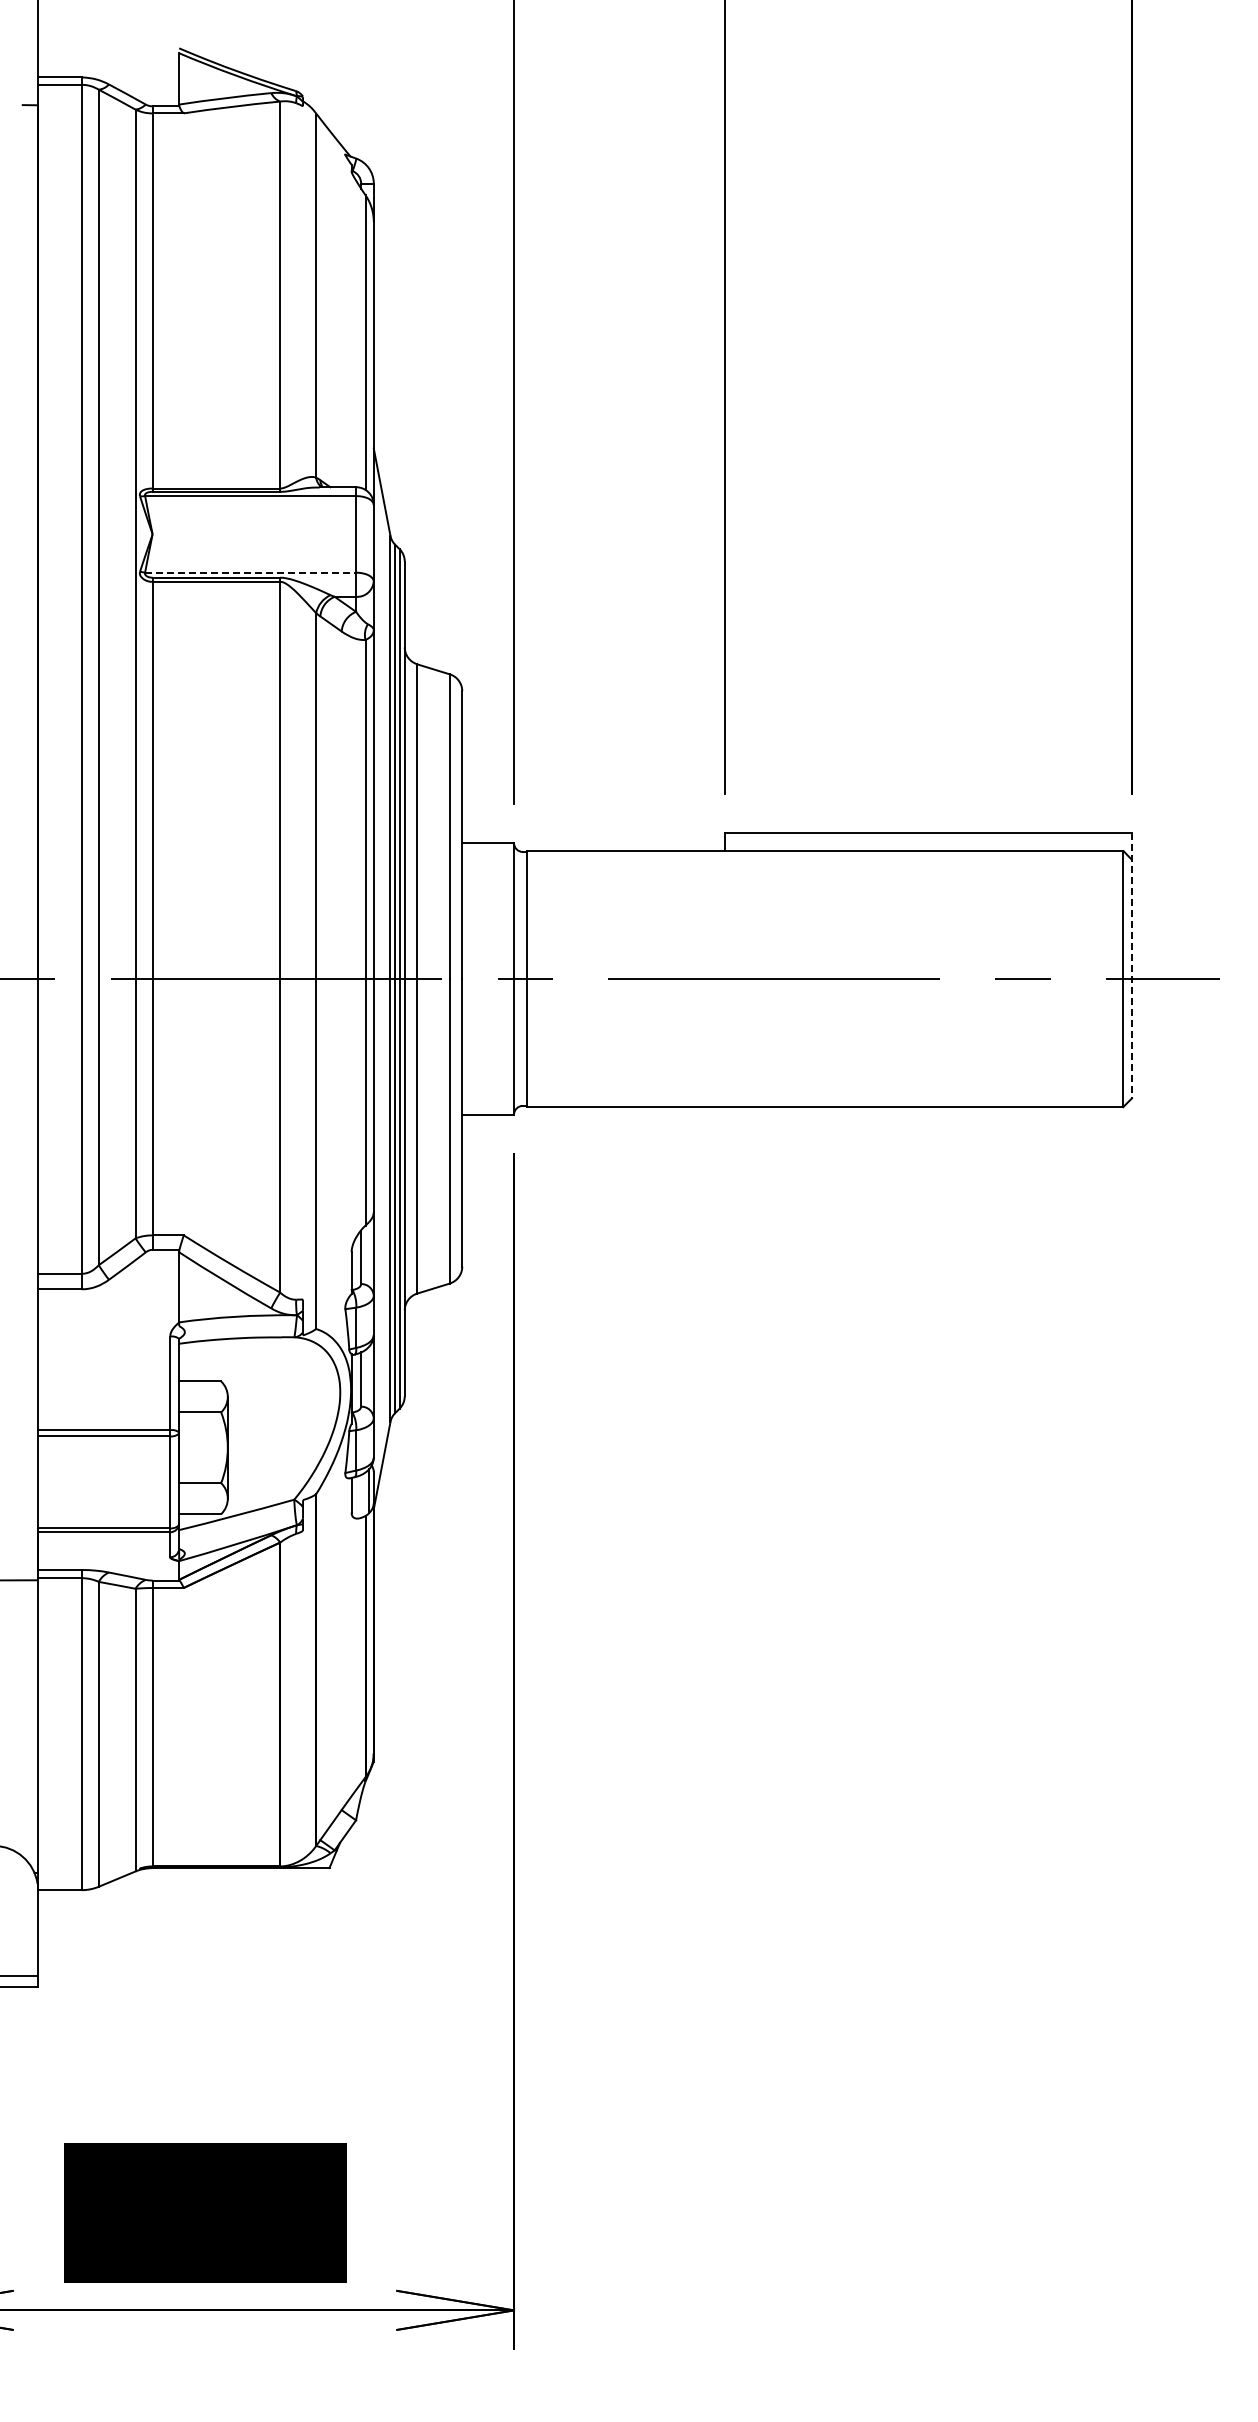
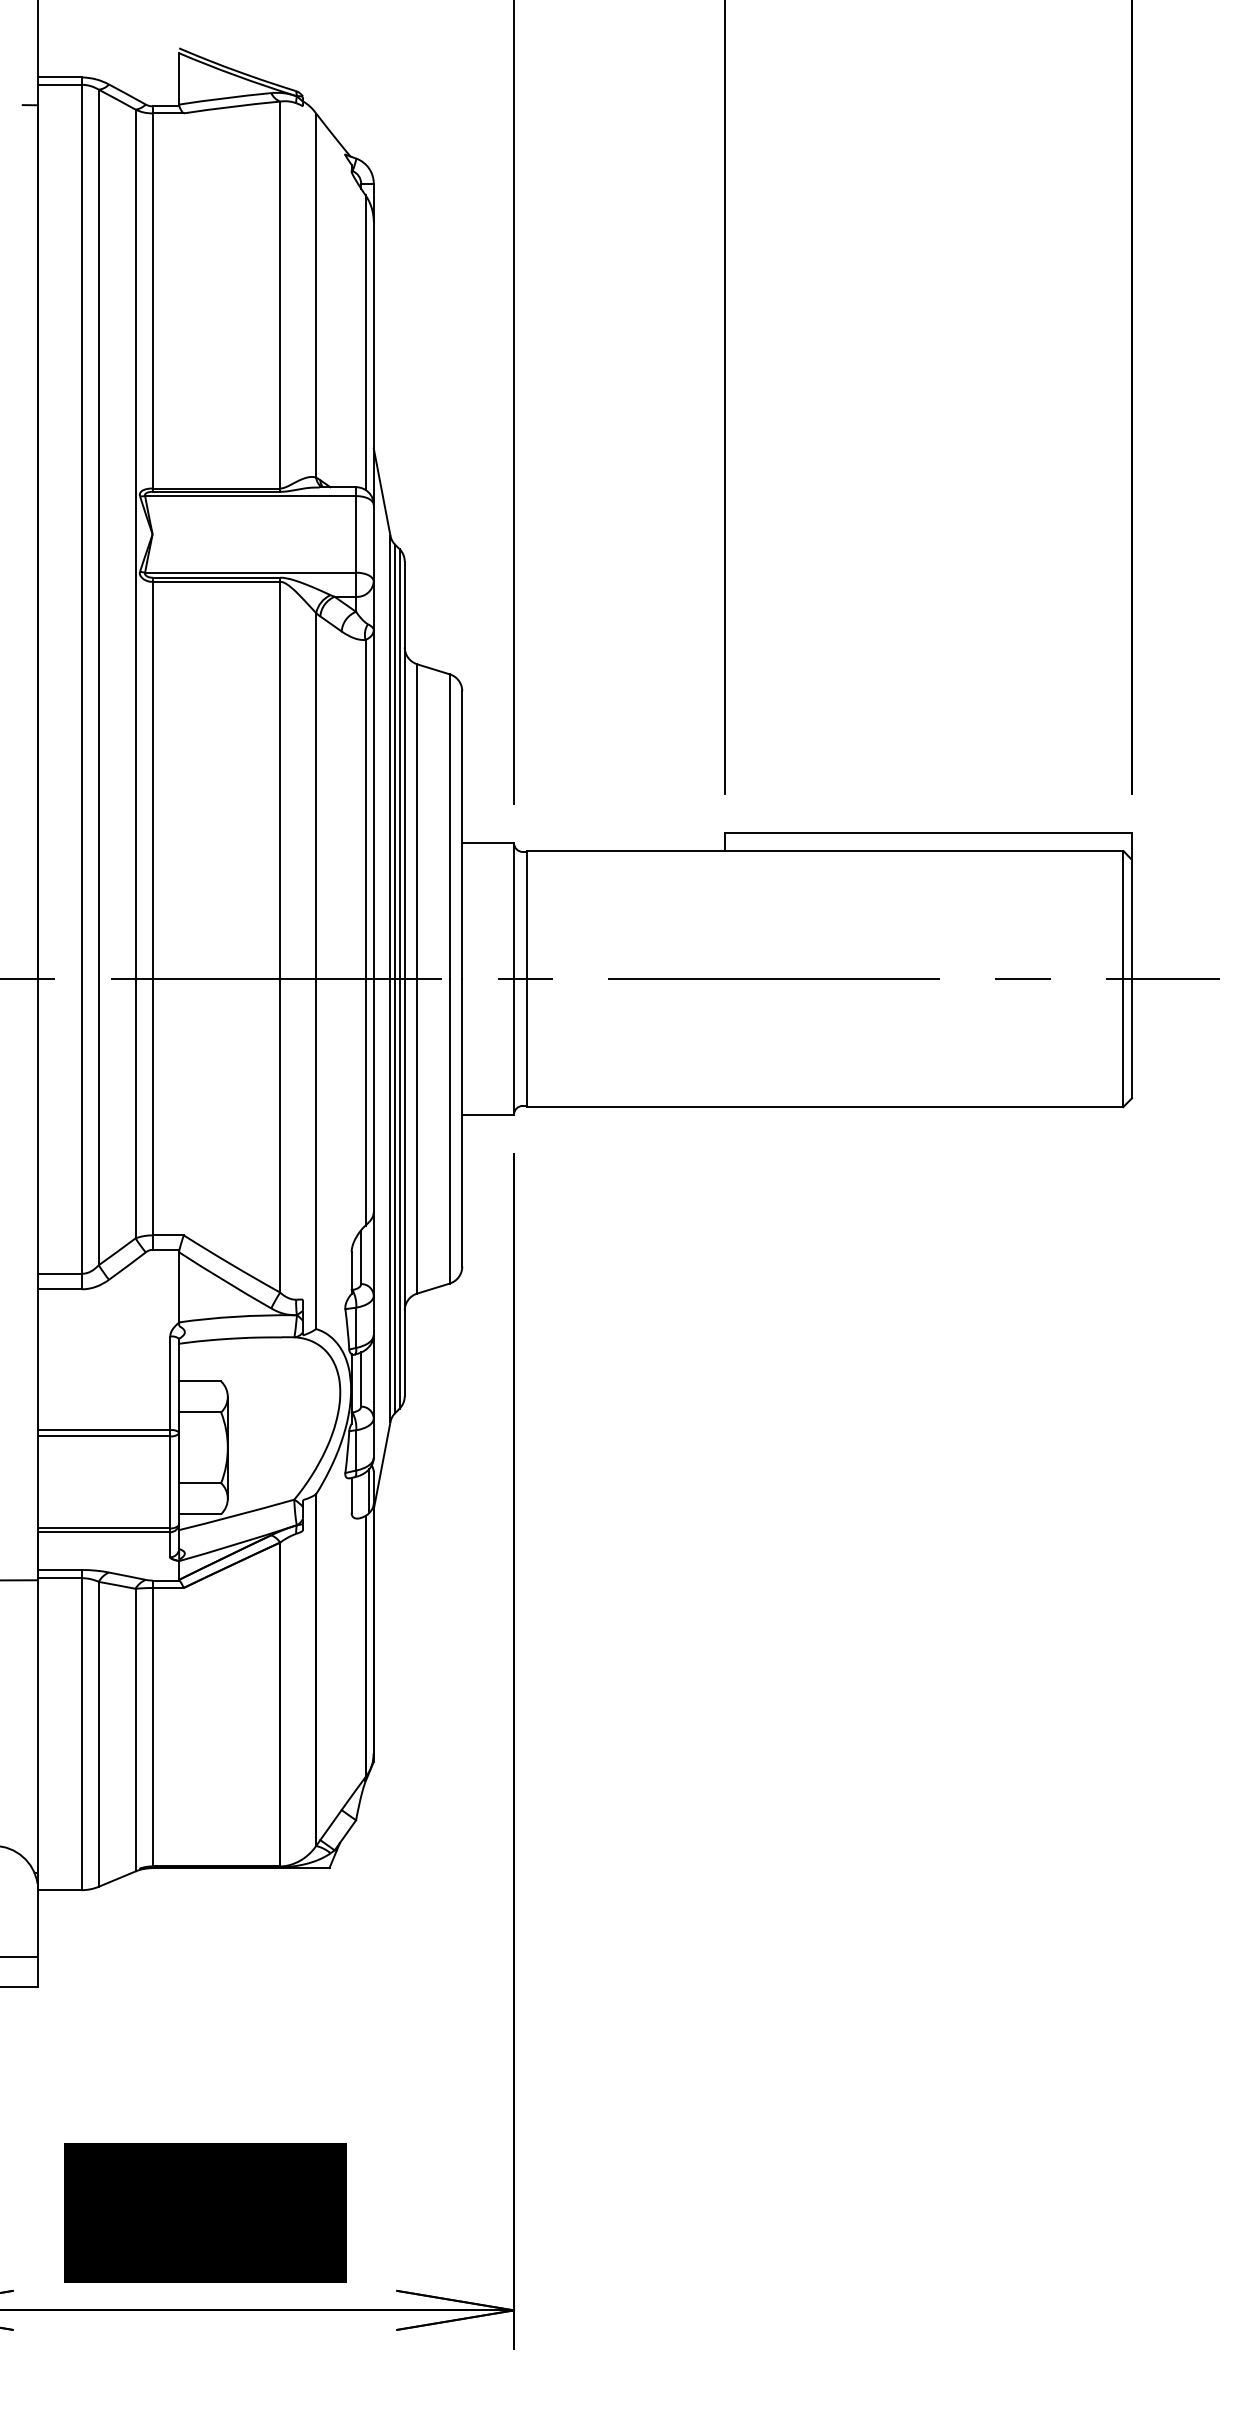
line: dashed -> solid (250, 572)
line: dashed -> solid (1131, 965)
line position: (19, 1975) -> (19, 1956) (19, 1956)
